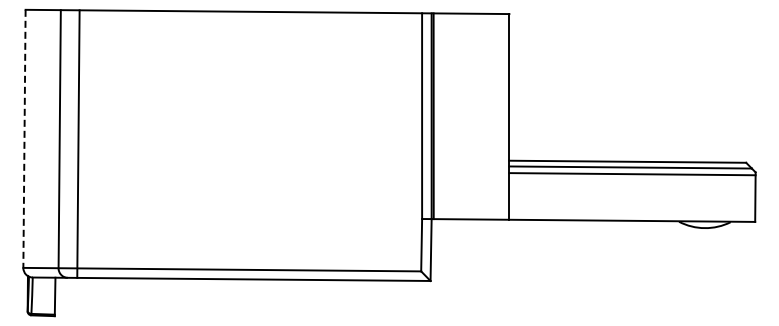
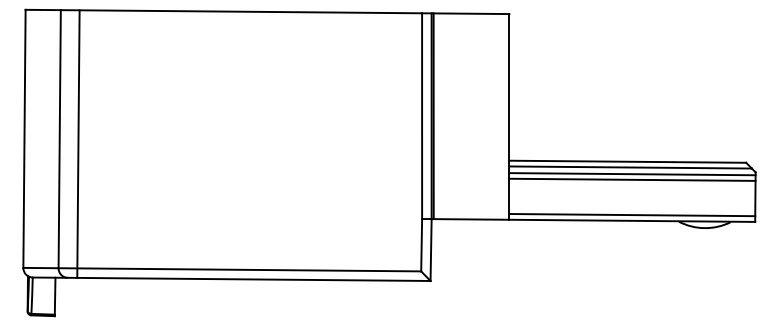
line: dashed -> solid (24, 139)
line: none -> present (632, 179)
line: none -> present (632, 215)
